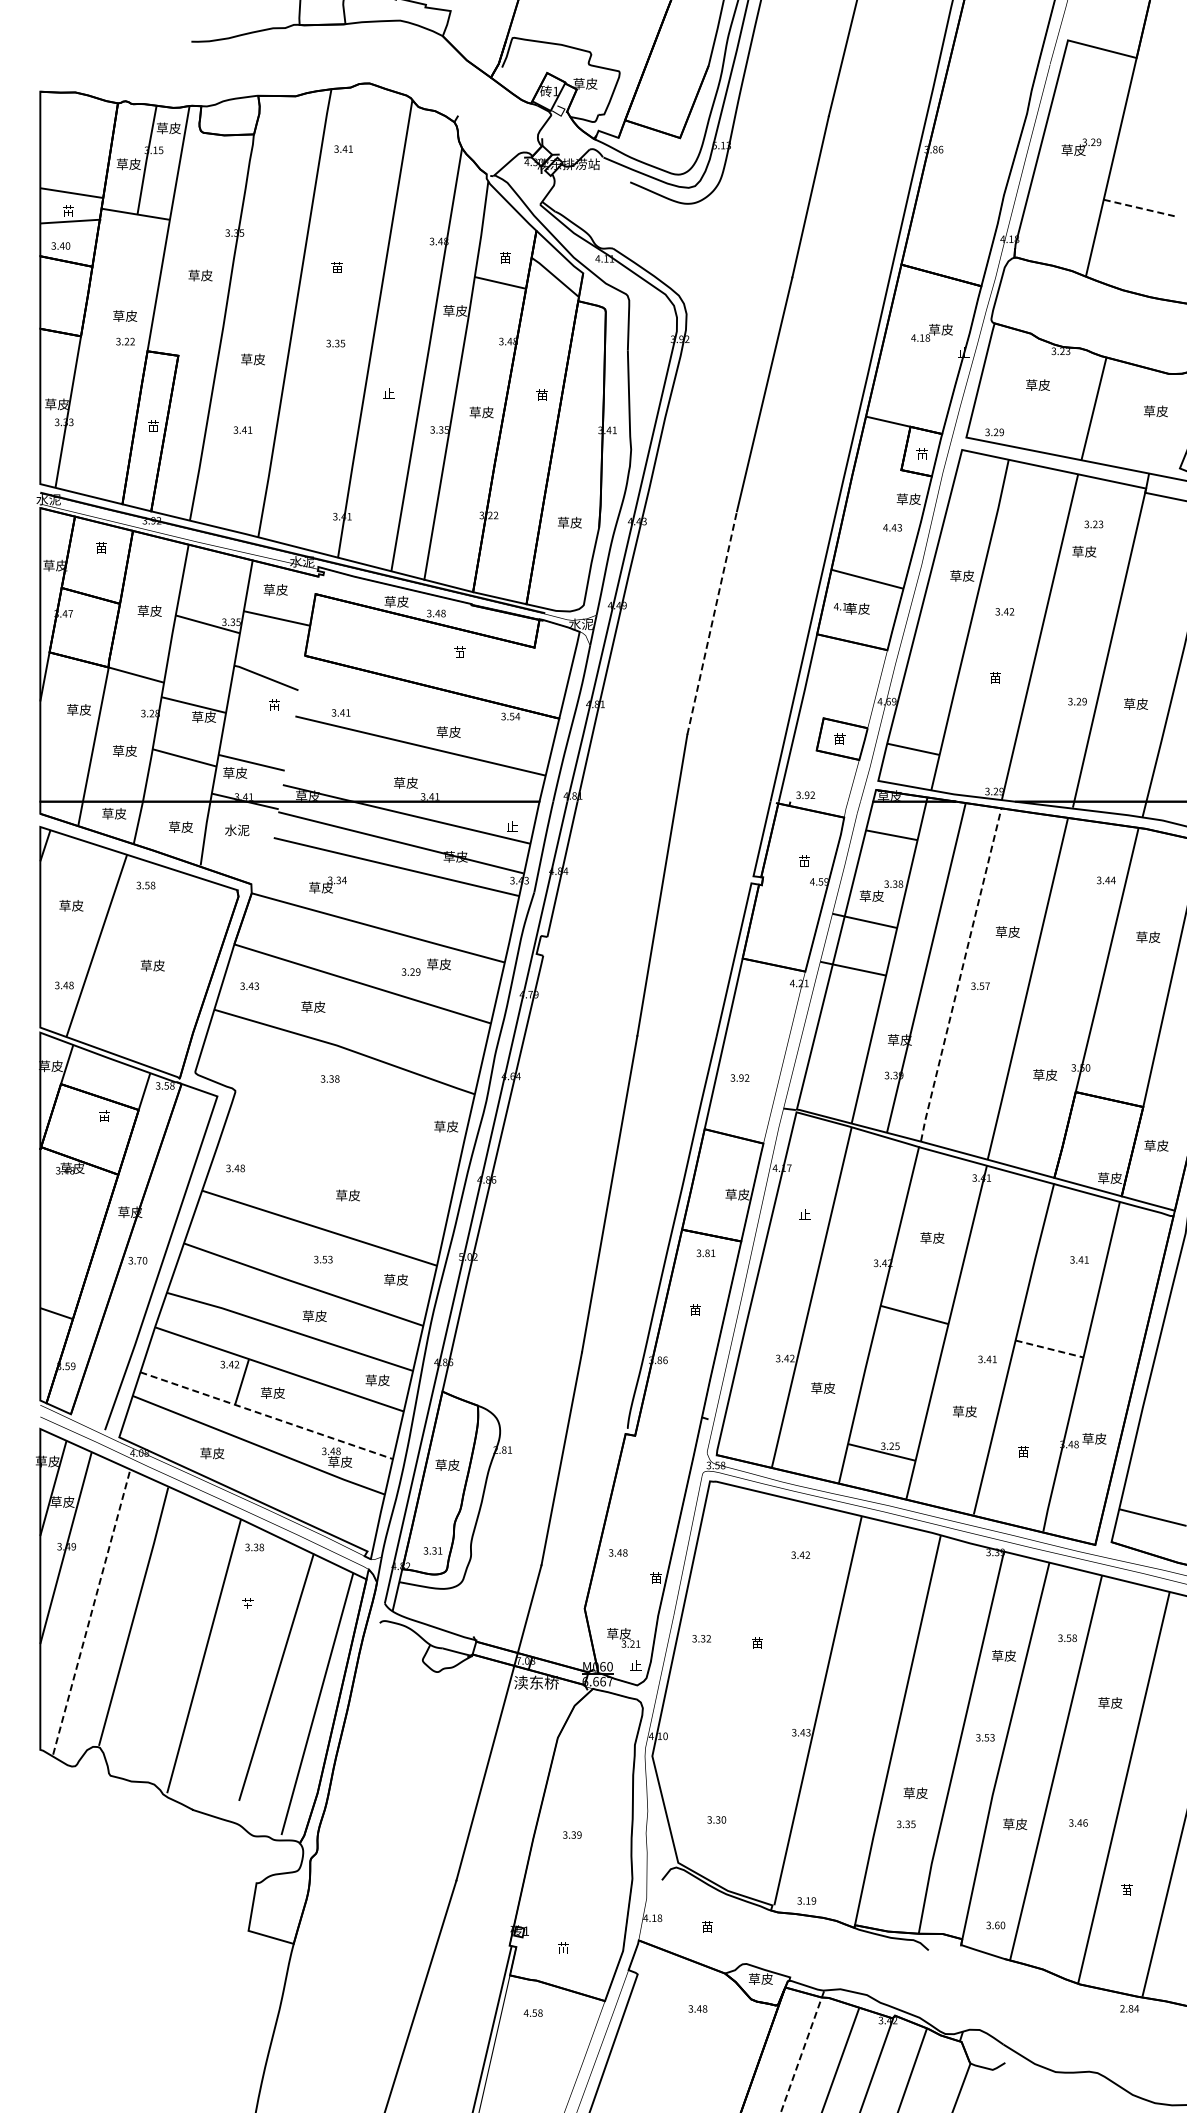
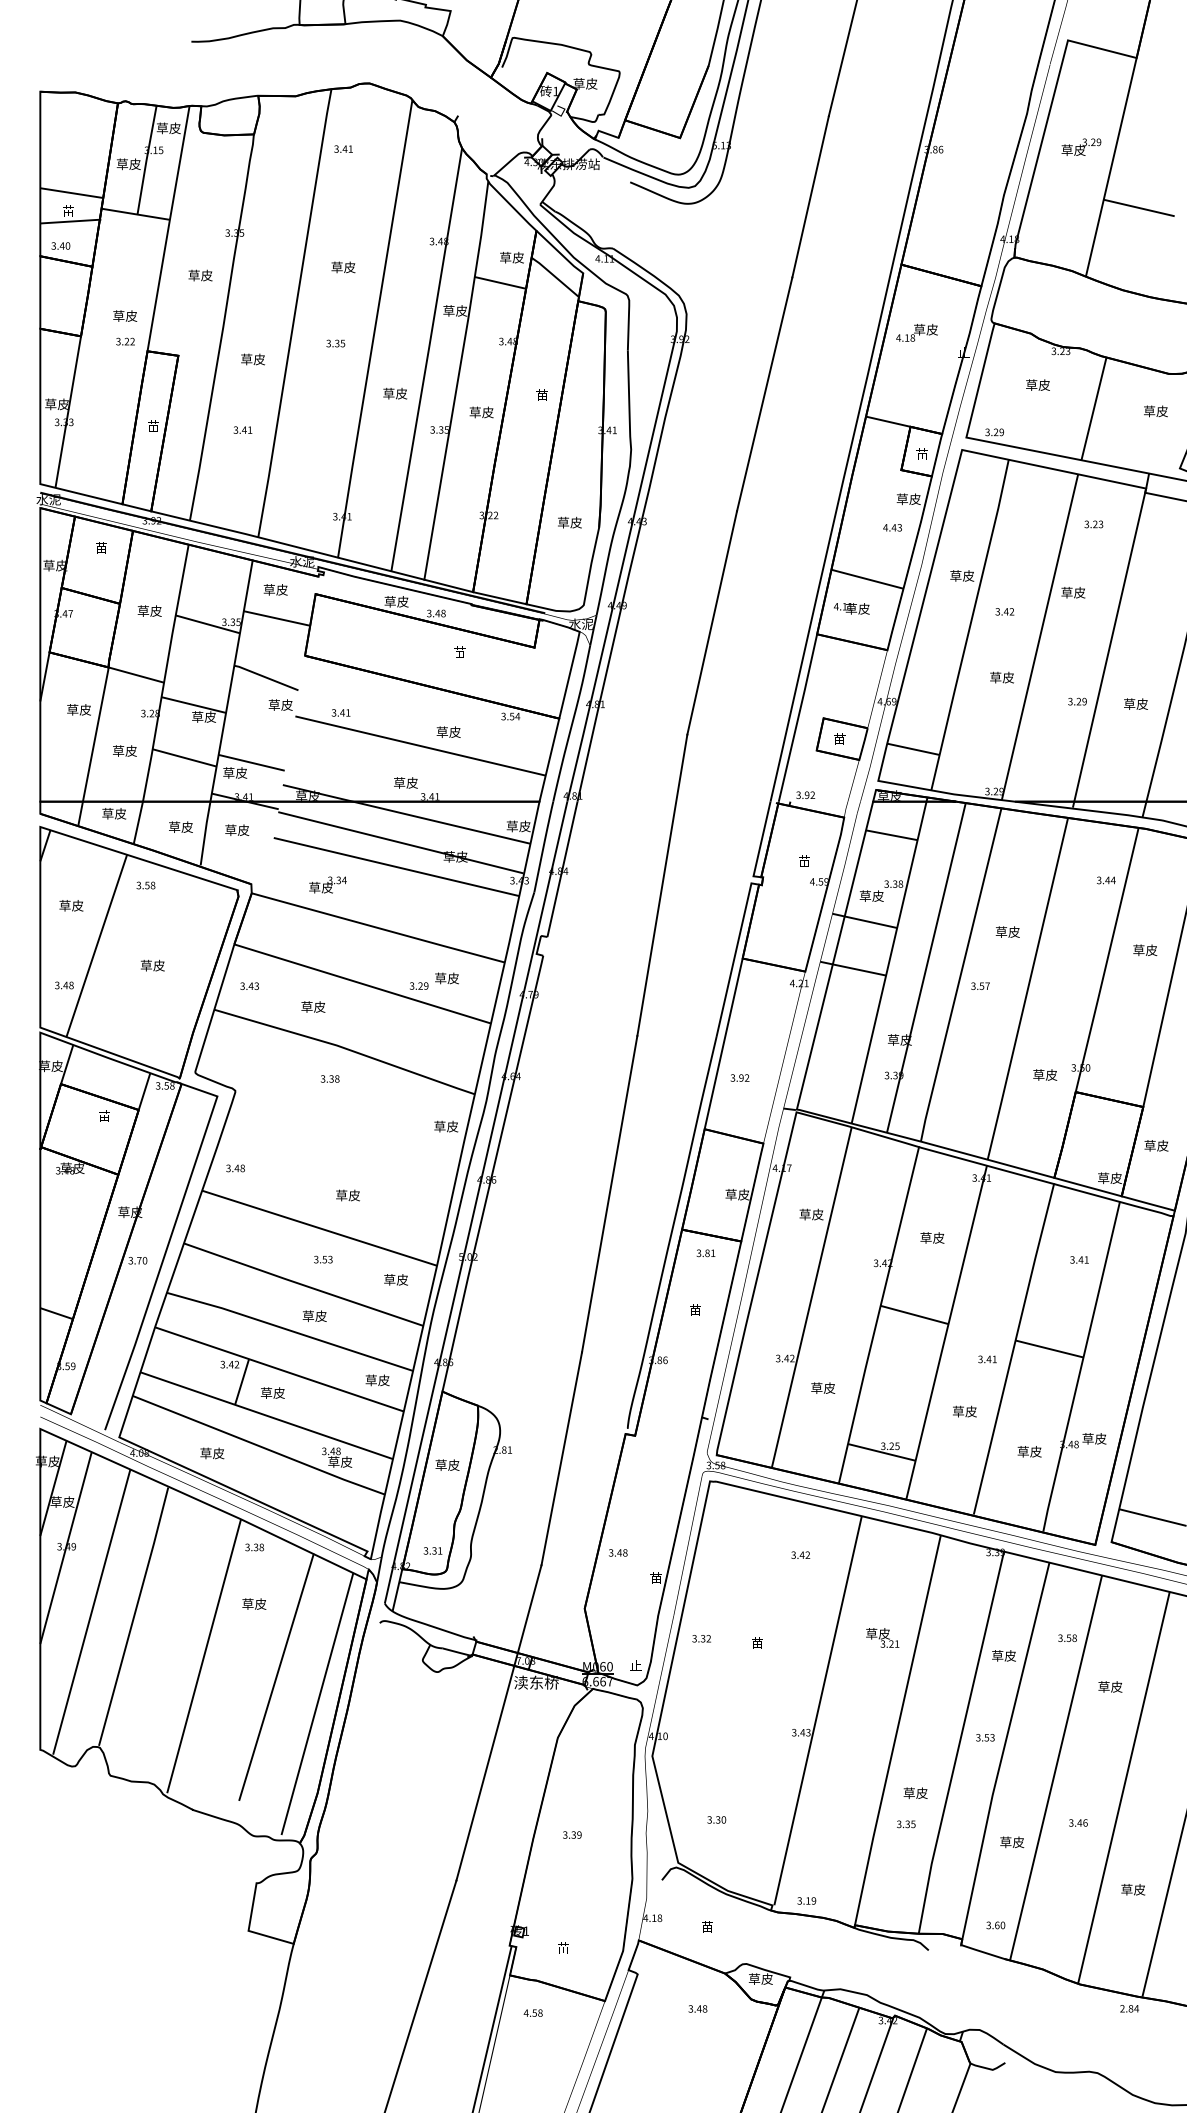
line: dashed -> solid (1139, 208)
text: 苗 -> 草皮 (511, 257)
text: 苗 -> 草皮 (343, 267)
text position: (931, 332) -> (916, 332) (916, 332)
text: 止 -> 草皮 (395, 393)
text position: (1084, 551) -> (1073, 592) (1073, 592)
line: dashed -> solid (712, 622)
text: 苗 -> 草皮 (1002, 677)
text: 苗 -> 草皮 (280, 704)
text: 止 -> 草皮 (518, 826)
text: 水泥 -> 草皮 (237, 830)
text position: (1148, 936) -> (1145, 949) (1145, 949)
text position: (425, 966) -> (433, 980) (433, 980)
line: dashed -> solid (960, 975)
text: 止 -> 草皮 (811, 1214)
line: dashed -> solid (1049, 1349)
line: dashed -> solid (266, 1415)
text: 苗 -> 草皮 (1029, 1451)
text: 苗 -> 草皮 (254, 1603)
line: dashed -> solid (91, 1612)
text position: (623, 1637) -> (882, 1637) (882, 1637)
text position: (1110, 1702) -> (1110, 1686) (1110, 1686)
text position: (1015, 1824) -> (1012, 1842) (1012, 1842)
text: 苗 -> 草皮 (1133, 1889)
line: dashed -> solid (802, 2051)
